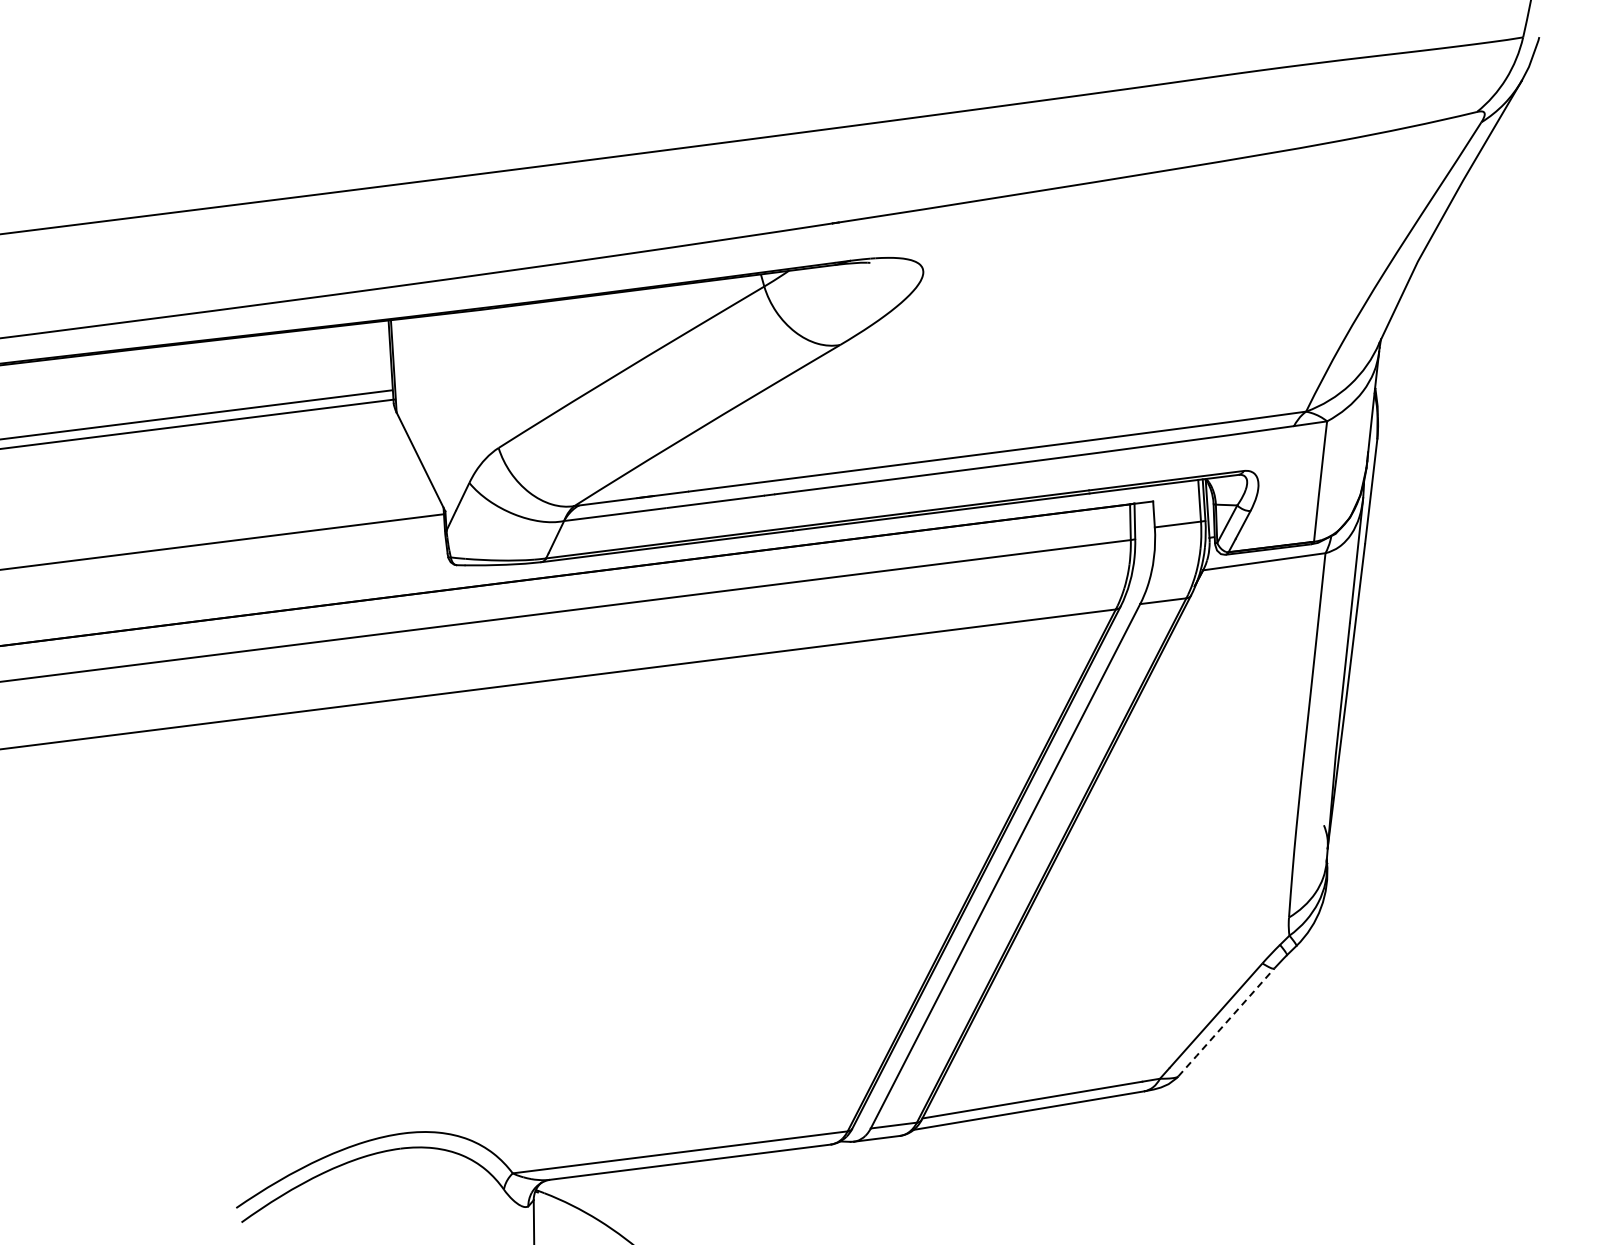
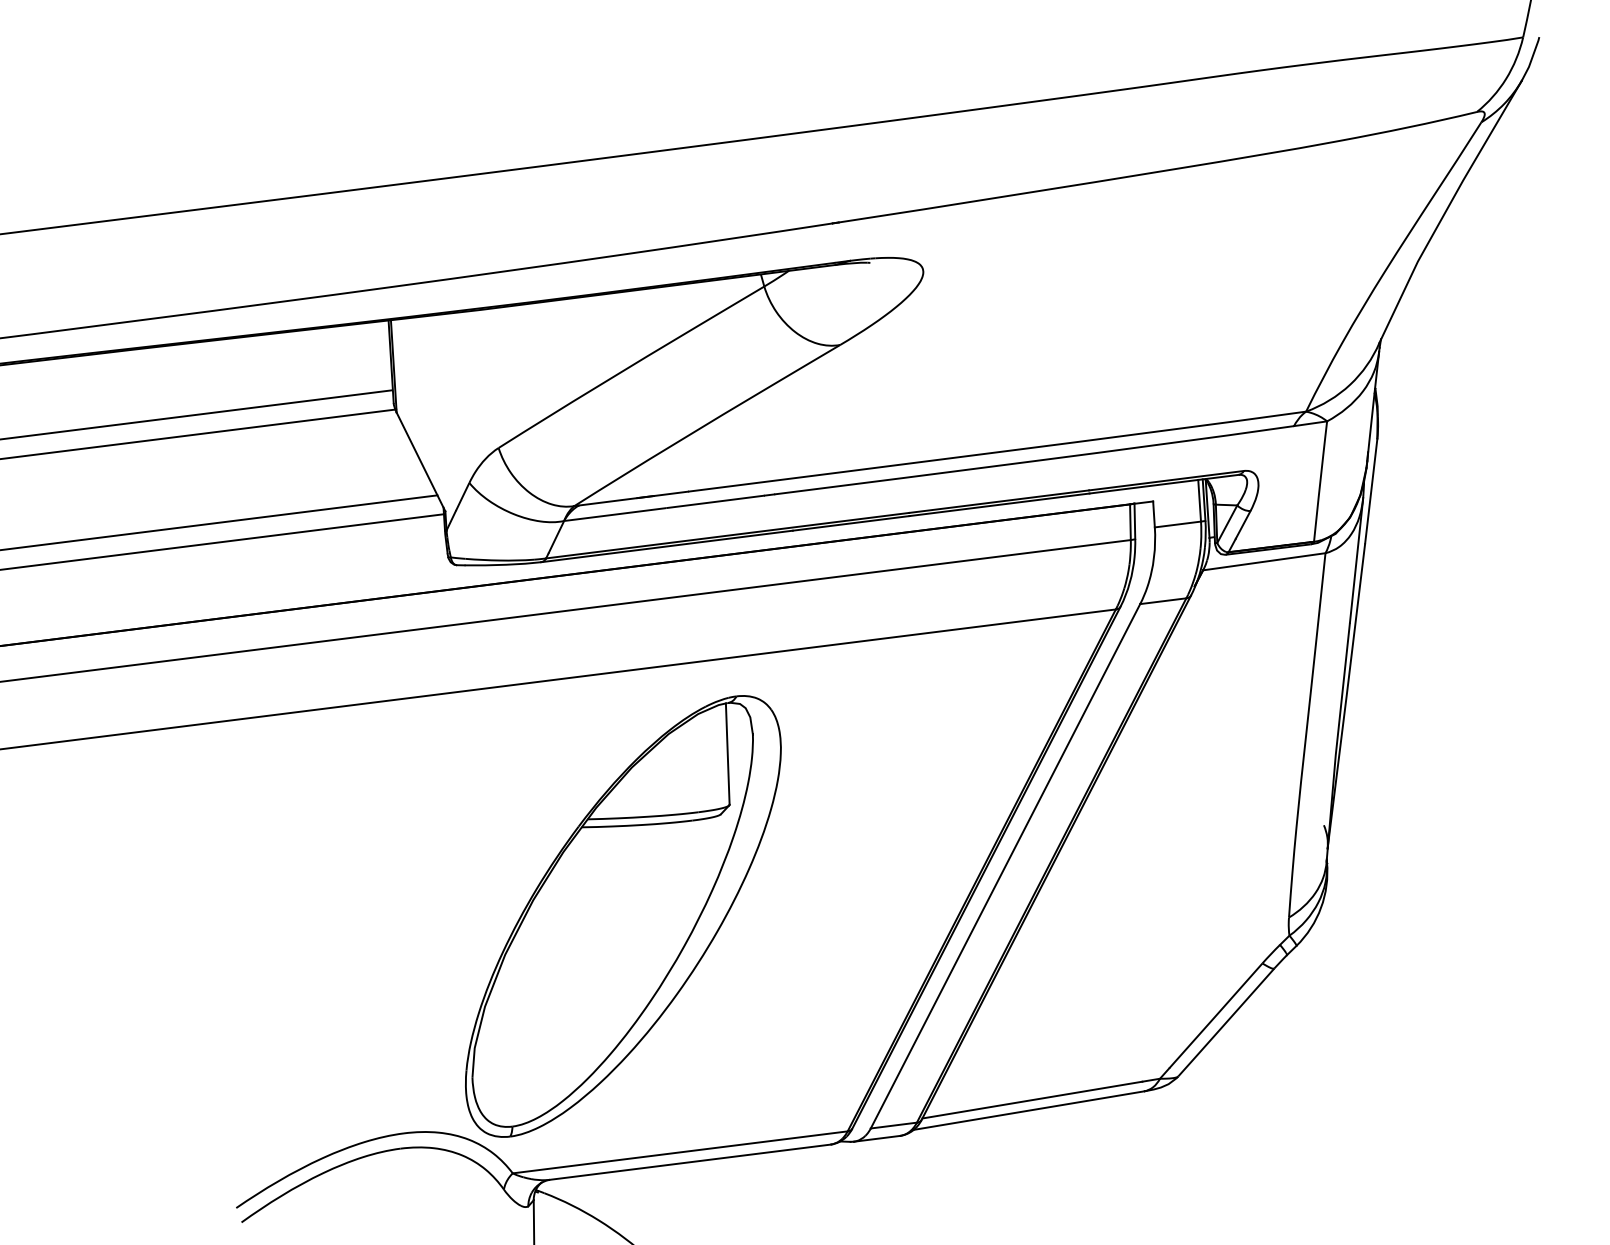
line position: (198, 423) -> (199, 433) (199, 433)
line: none -> present (219, 522)
part: none -> present (623, 916)
line: dashed -> solid (1226, 1022)
